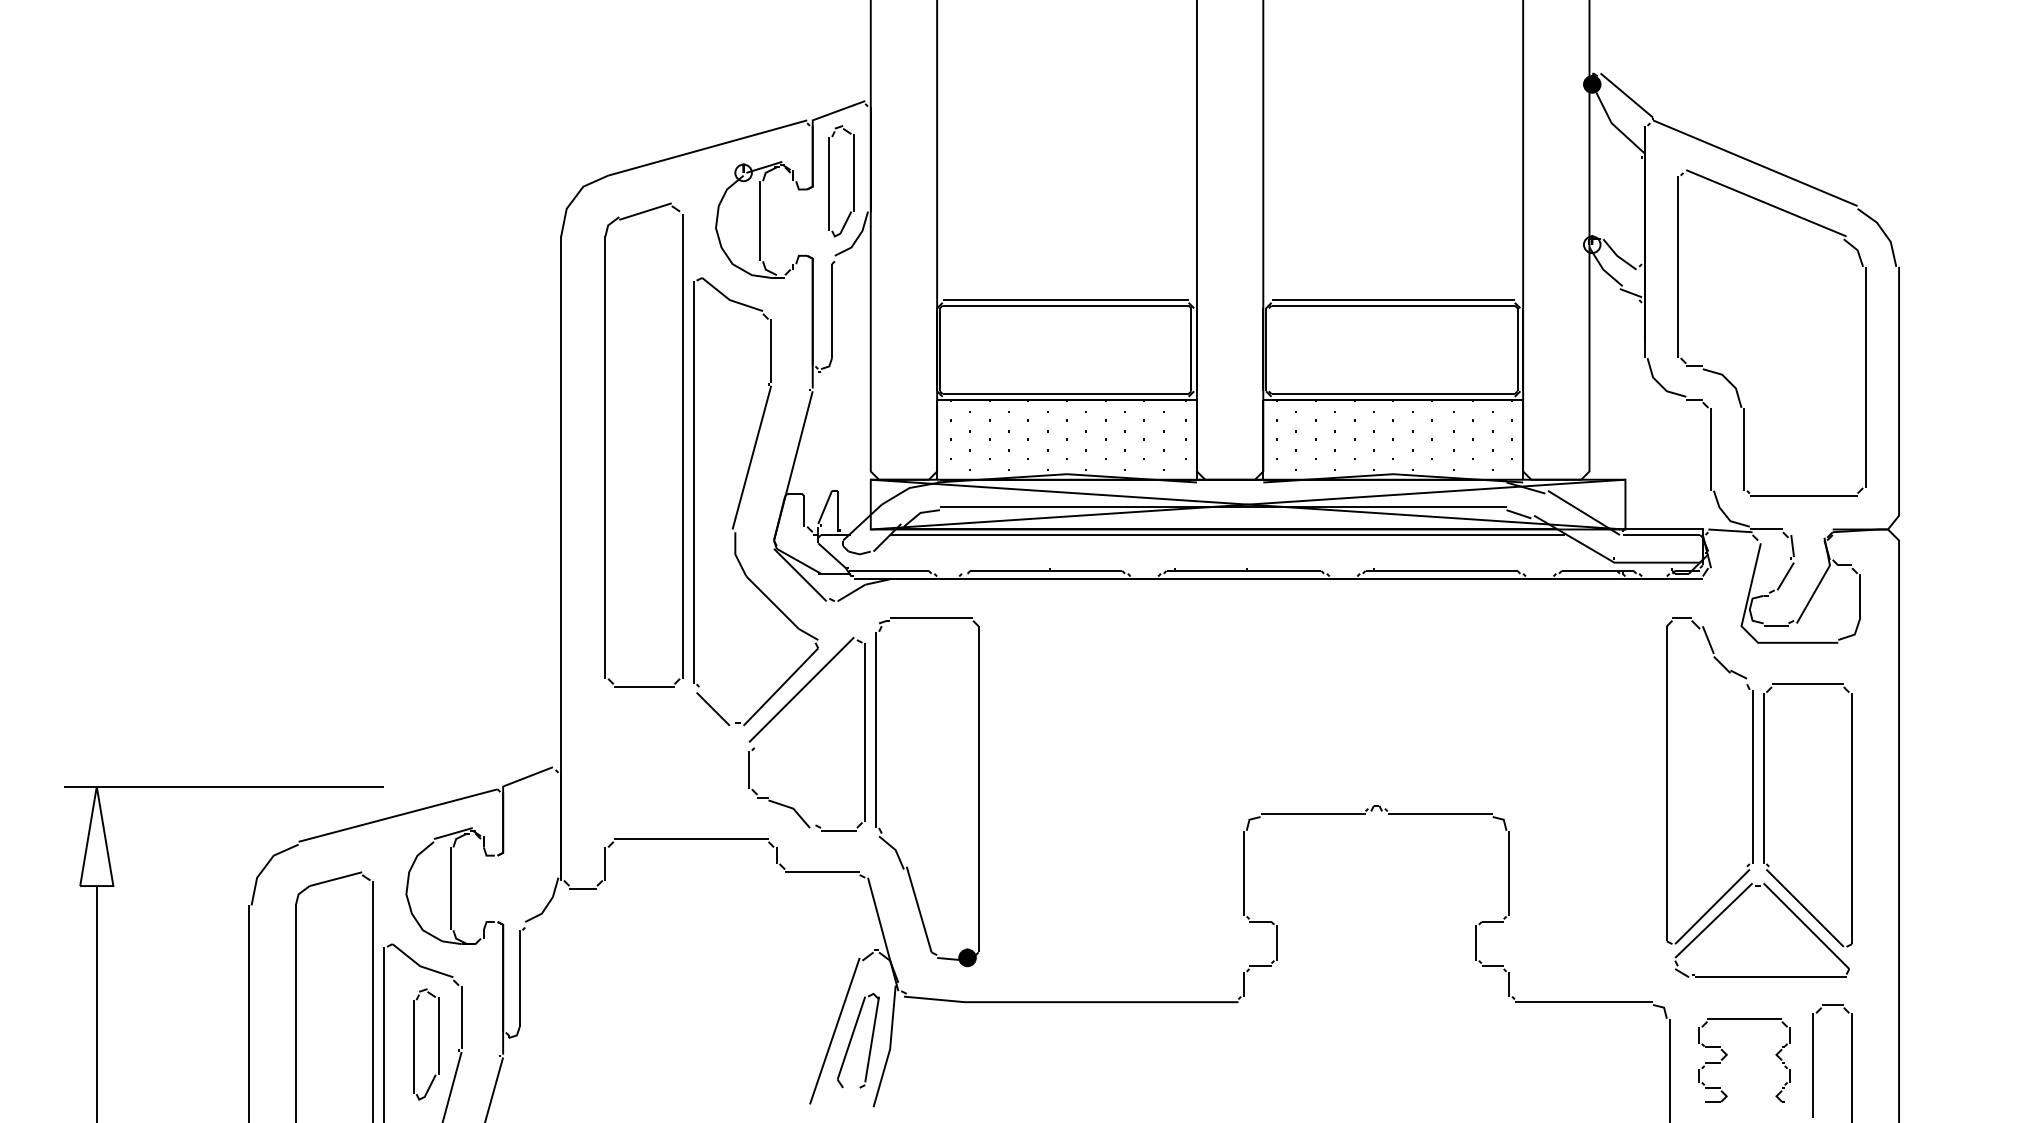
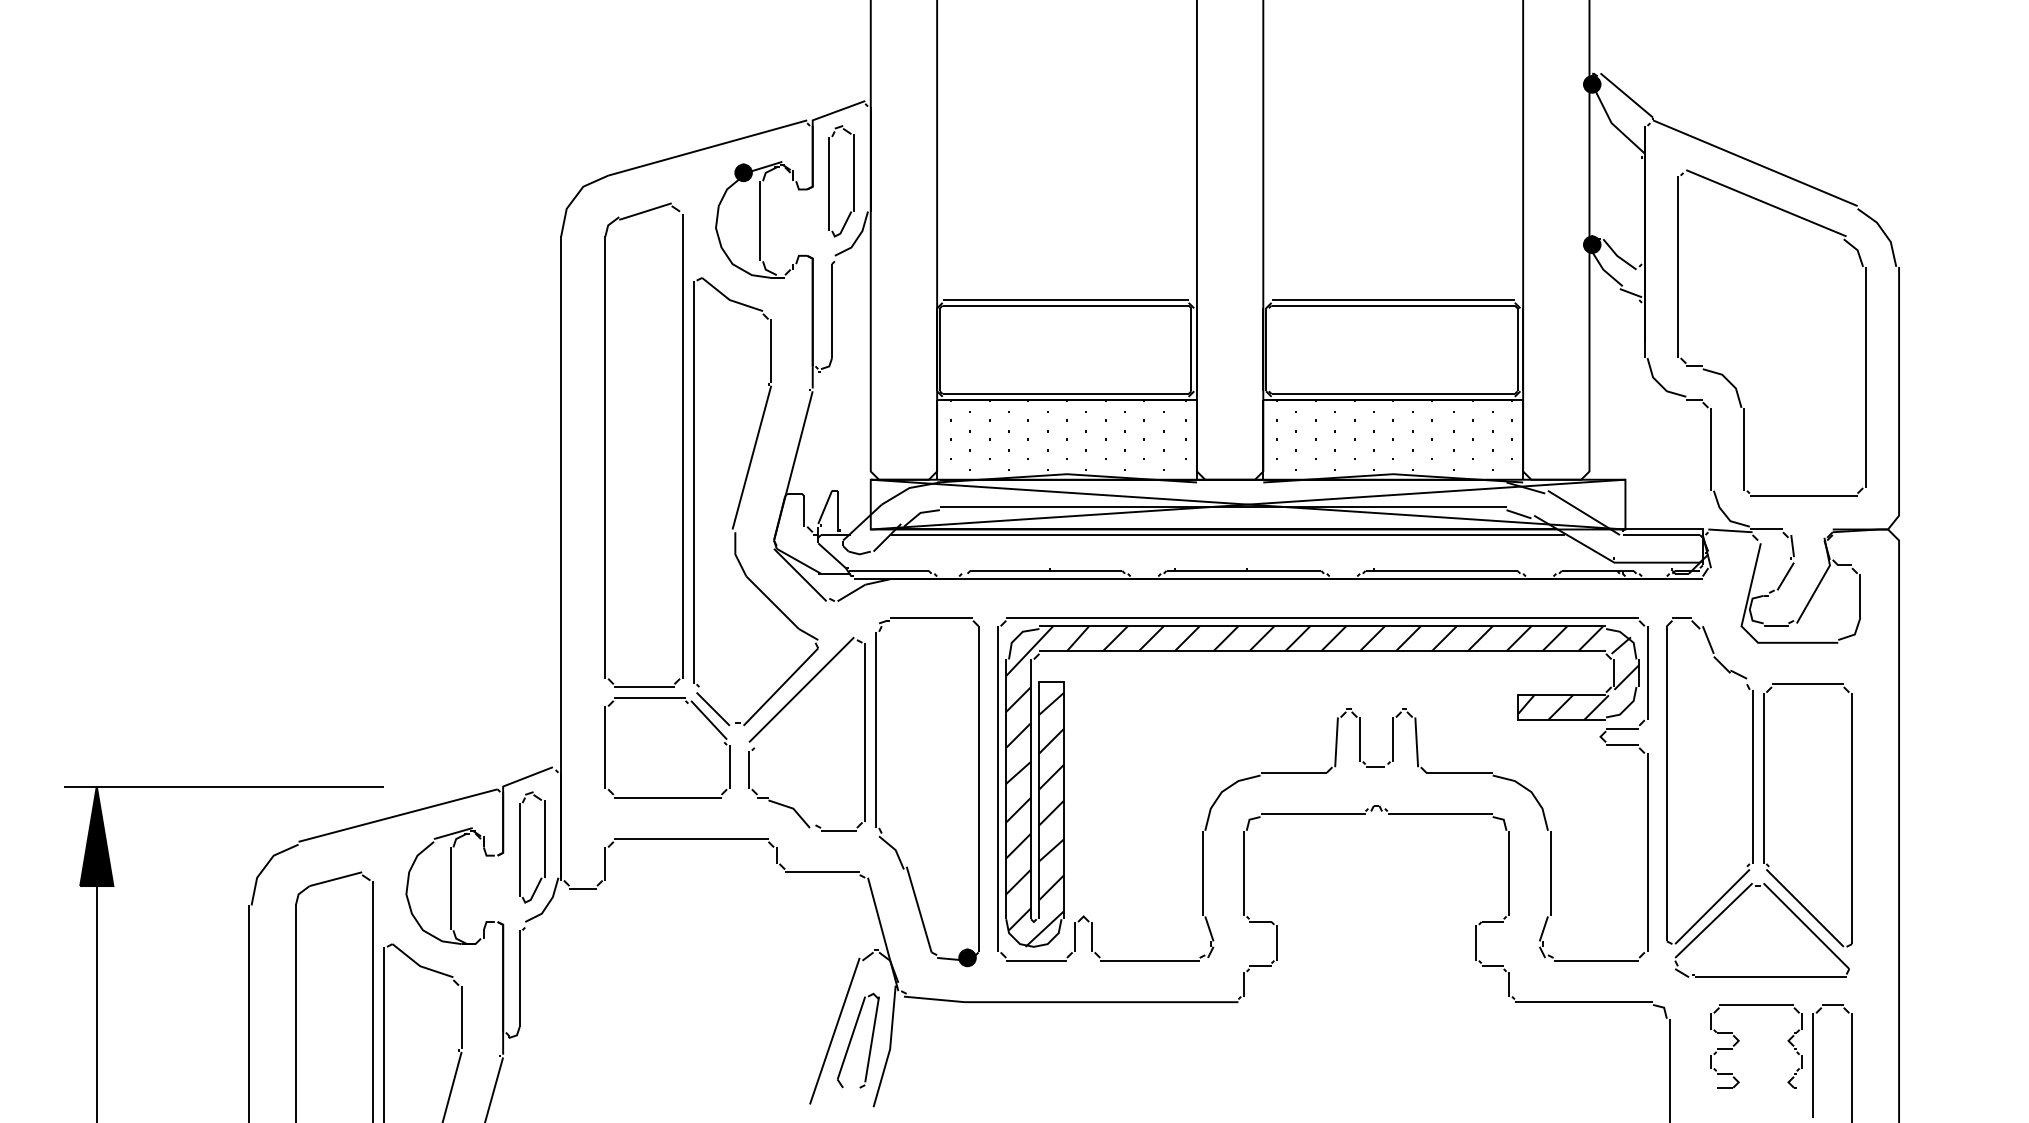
fill: none -> present (743, 172)
fill: none -> present (1591, 244)
part: none -> present (686, 703)
part: none -> present (1322, 773)
fill: none -> present (96, 836)
part position: (414, 1044) -> (520, 847) (520, 847)
part position: (1727, 1055) -> (1739, 1041) (1739, 1041)
